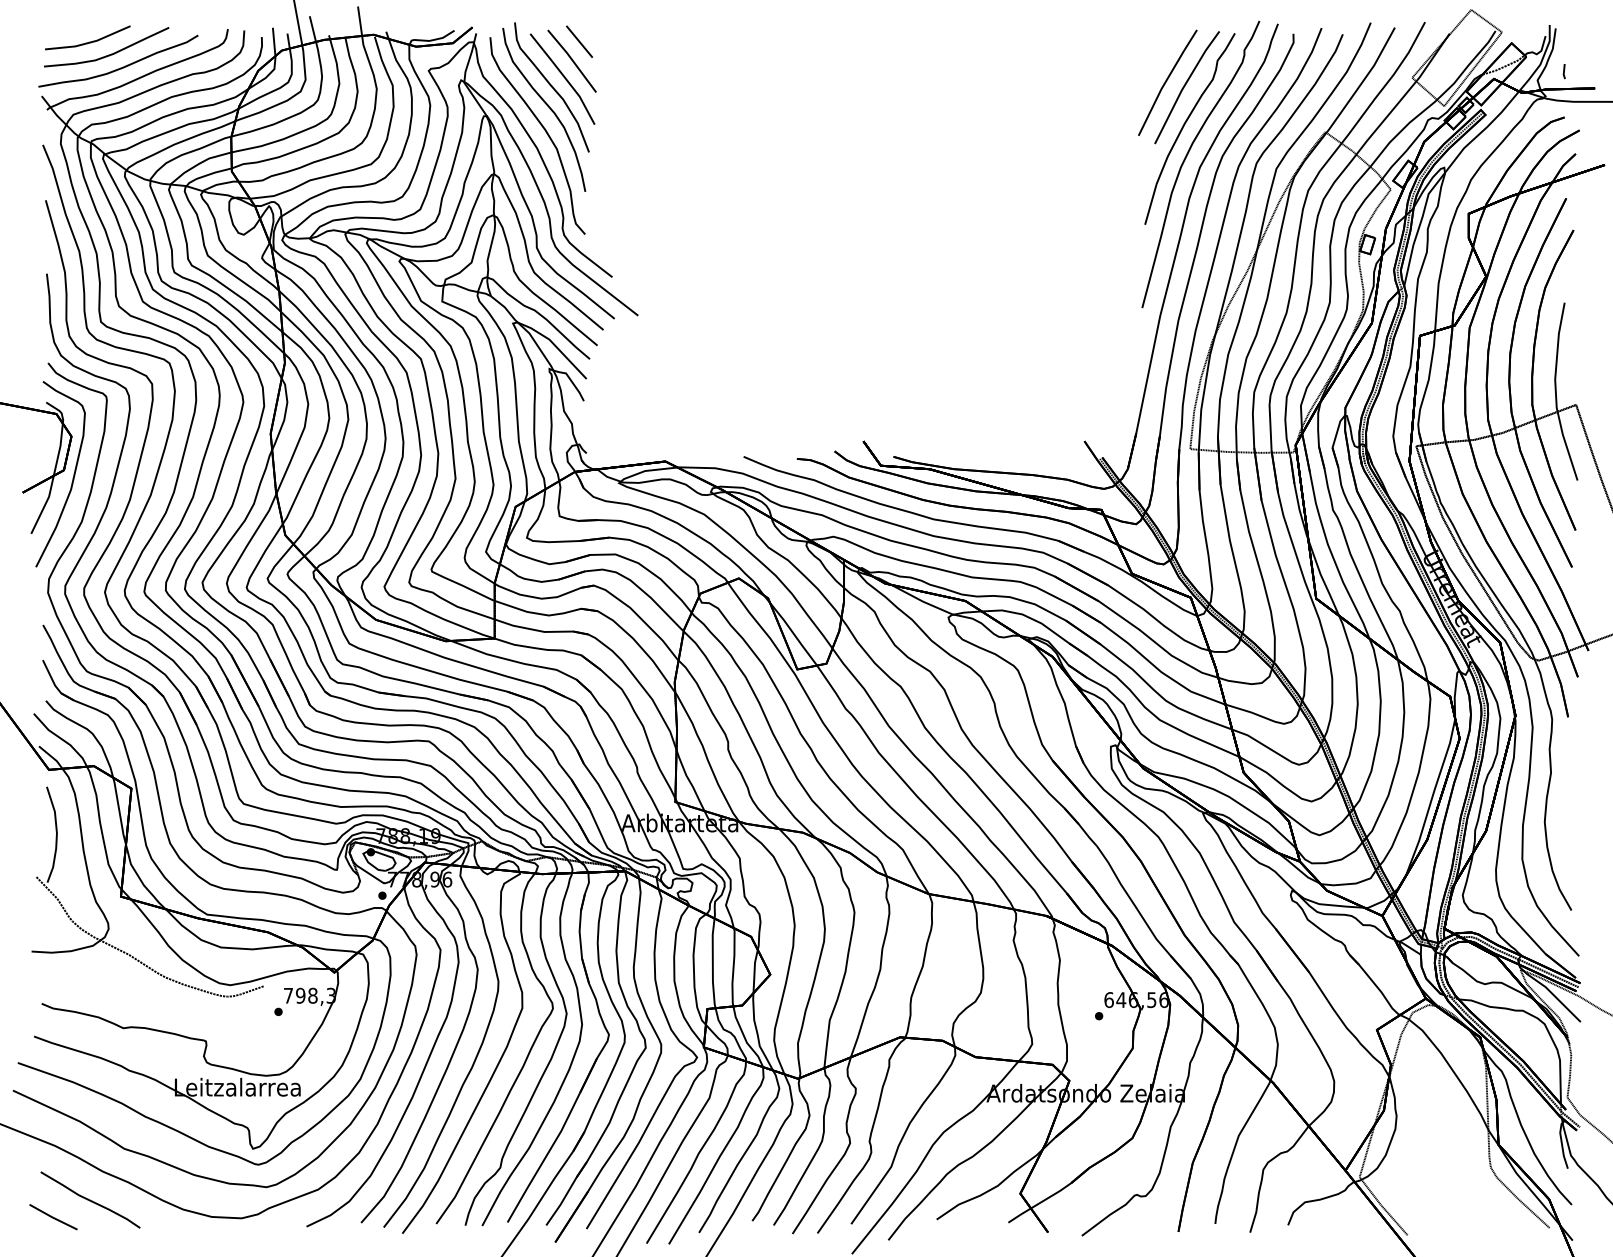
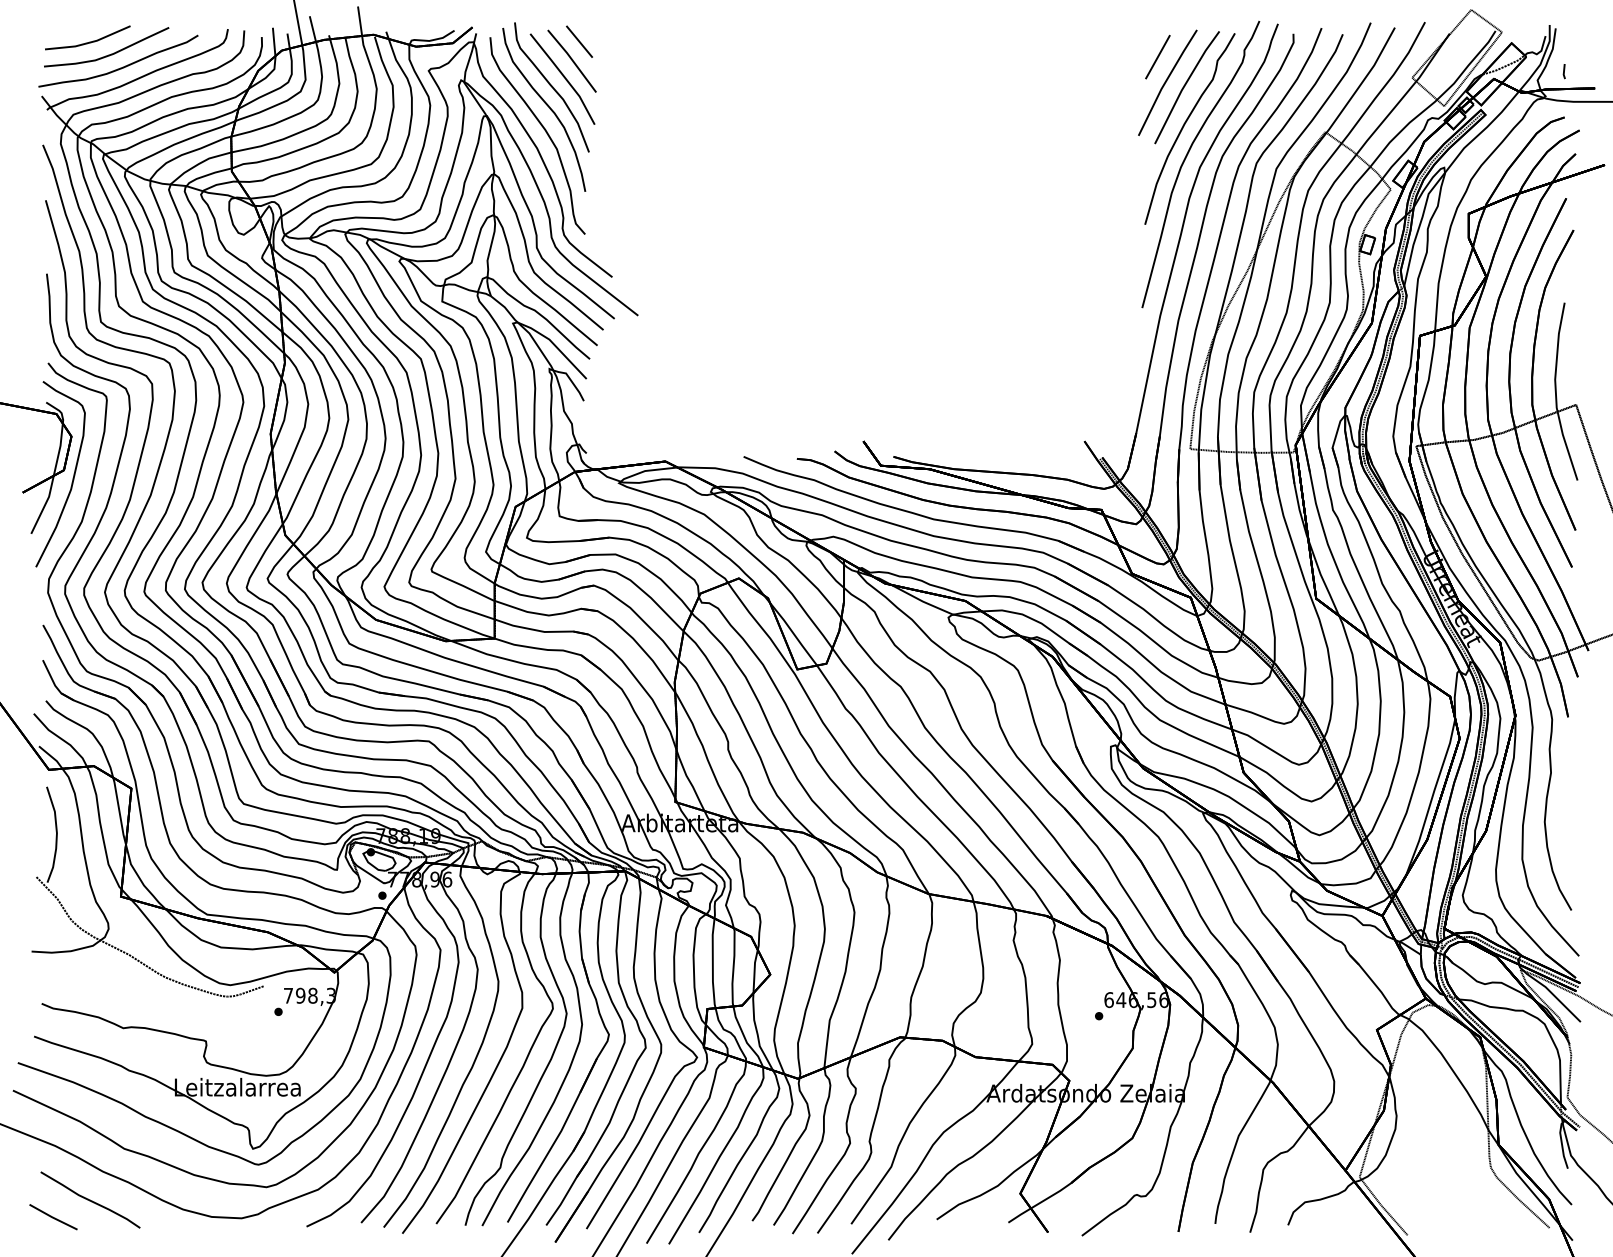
line: none -> present (1157, 56)
